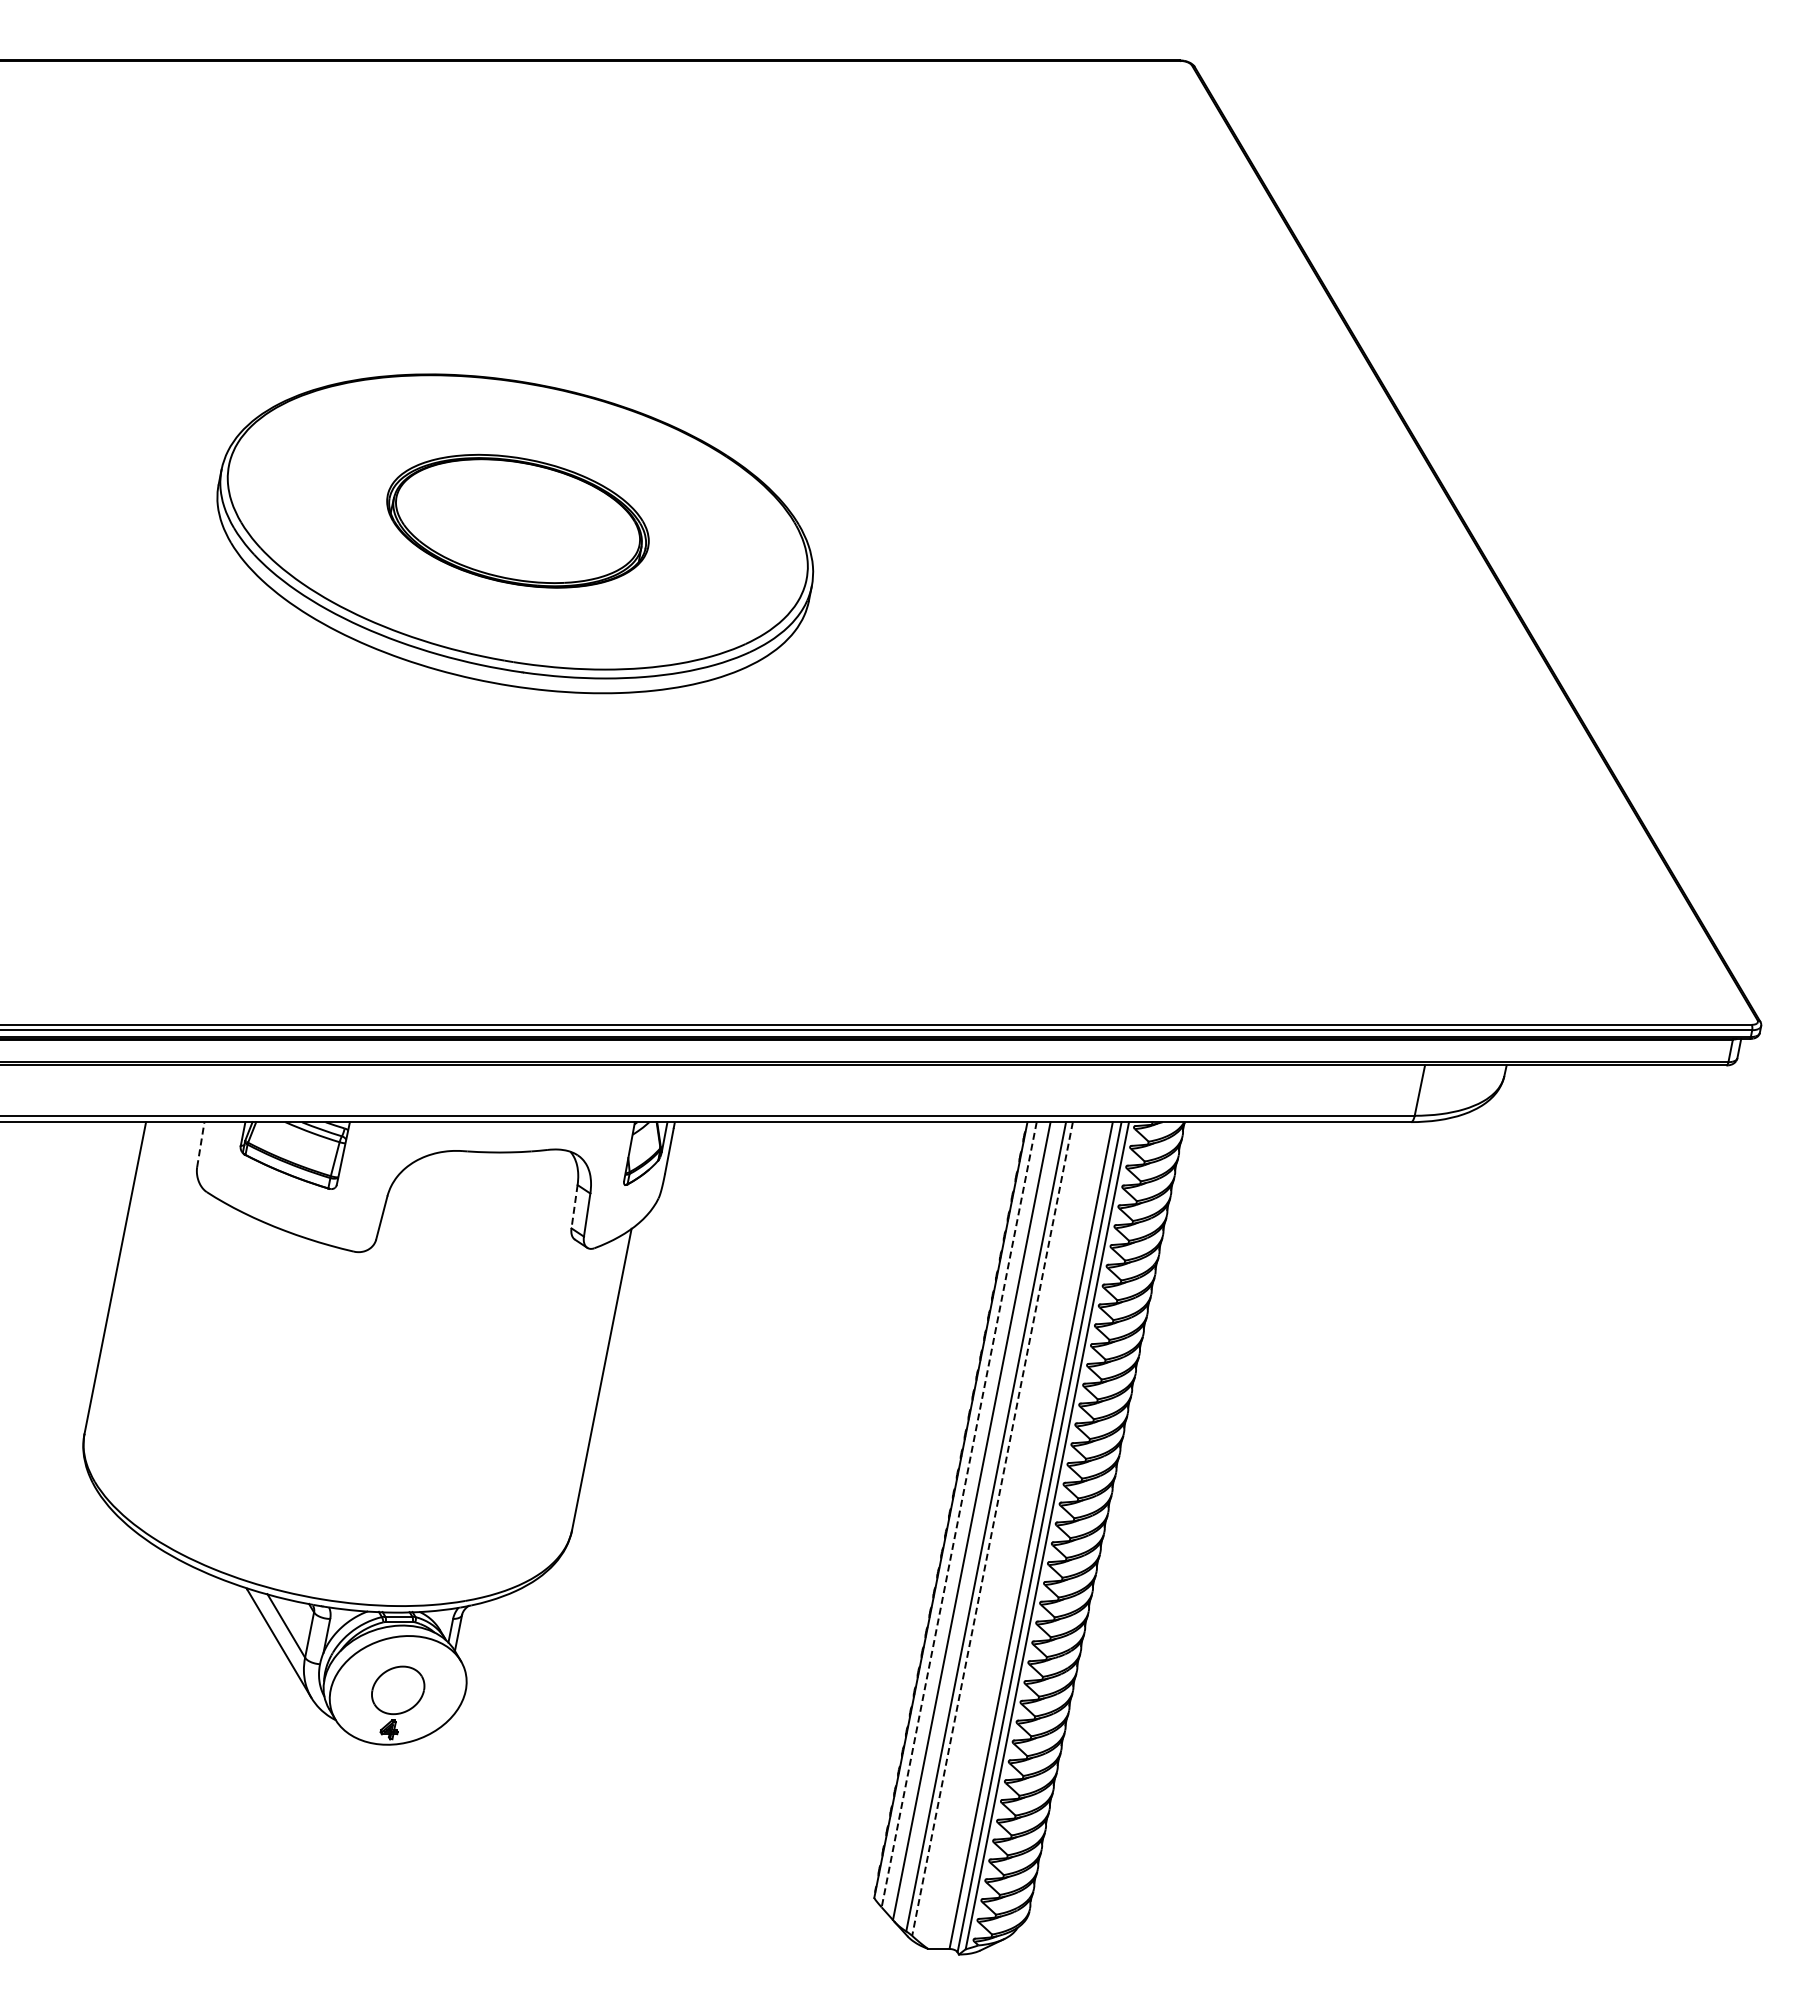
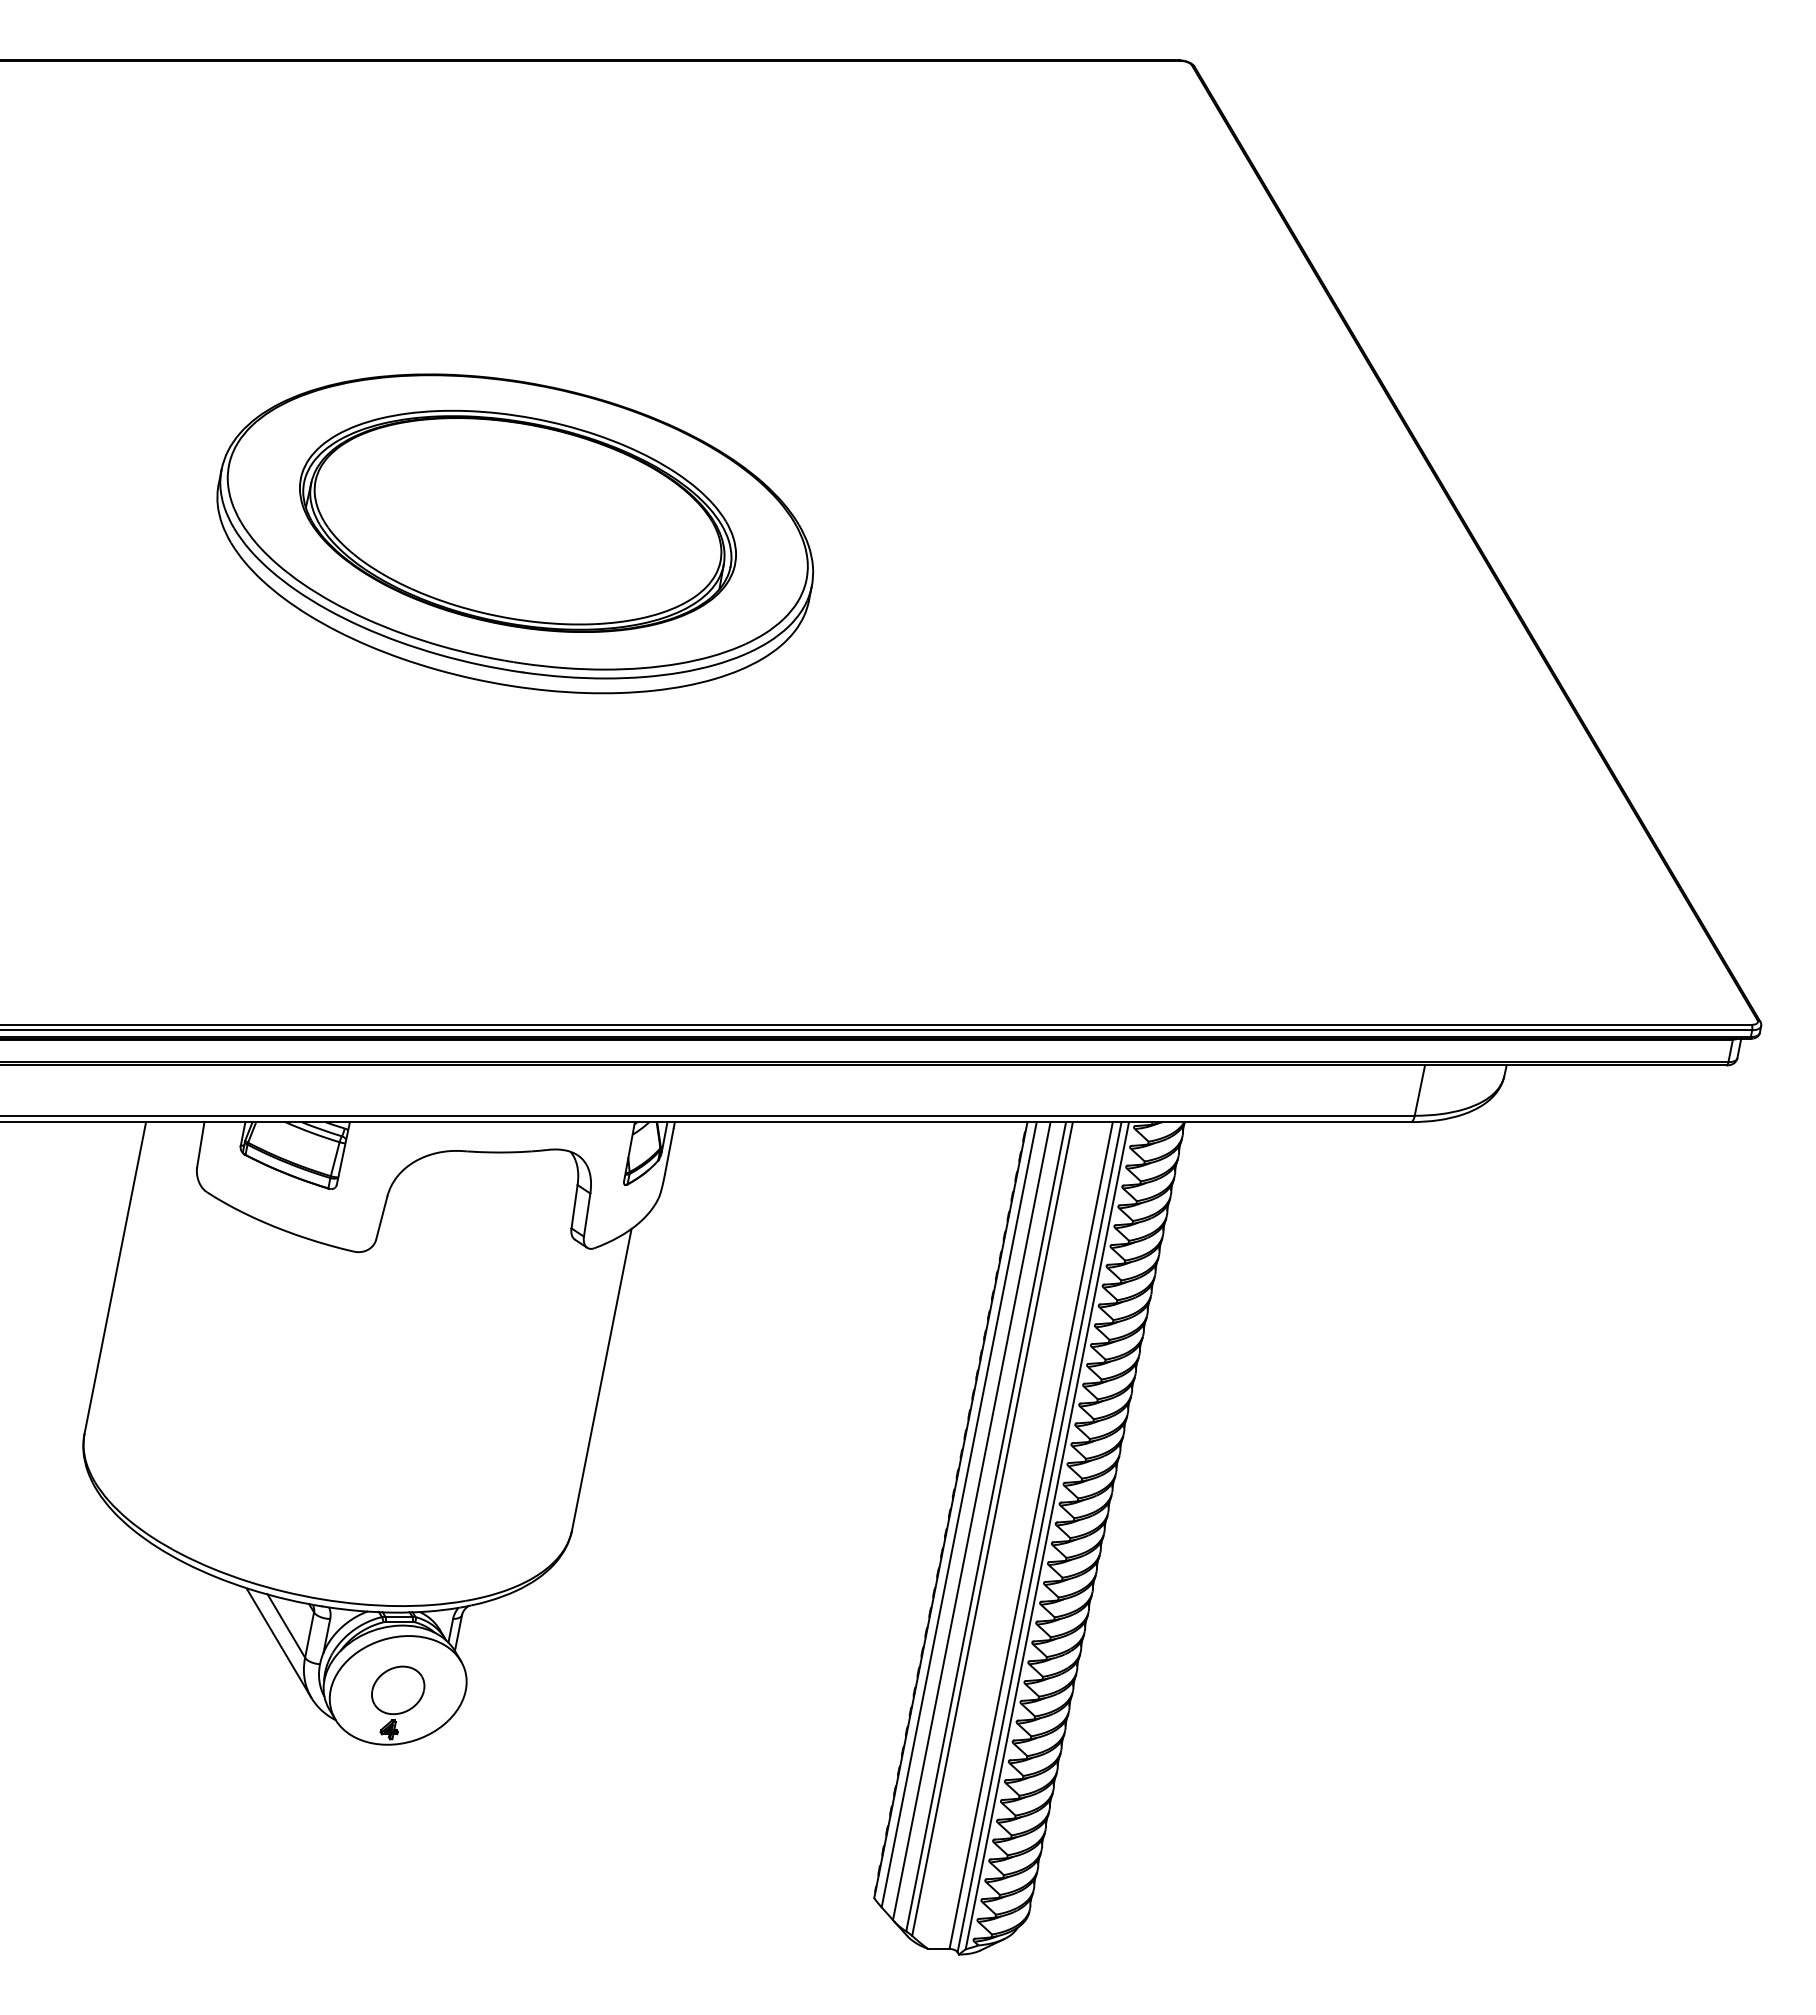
part size: 264x136 px -> 438x224 px (517, 520)
line: dashed -> solid (200, 1144)
line: dashed -> solid (574, 1206)
line: dashed -> solid (959, 1515)
line: dashed -> solid (992, 1529)
